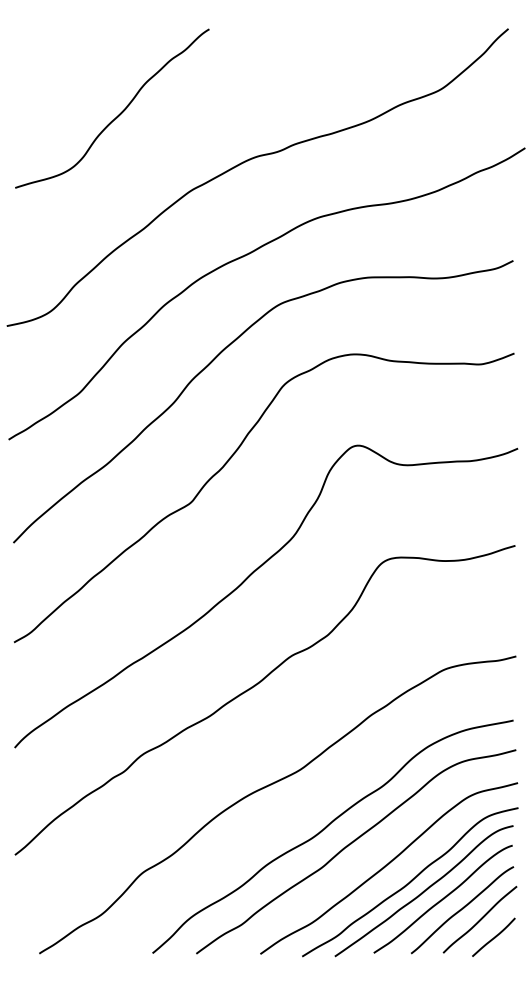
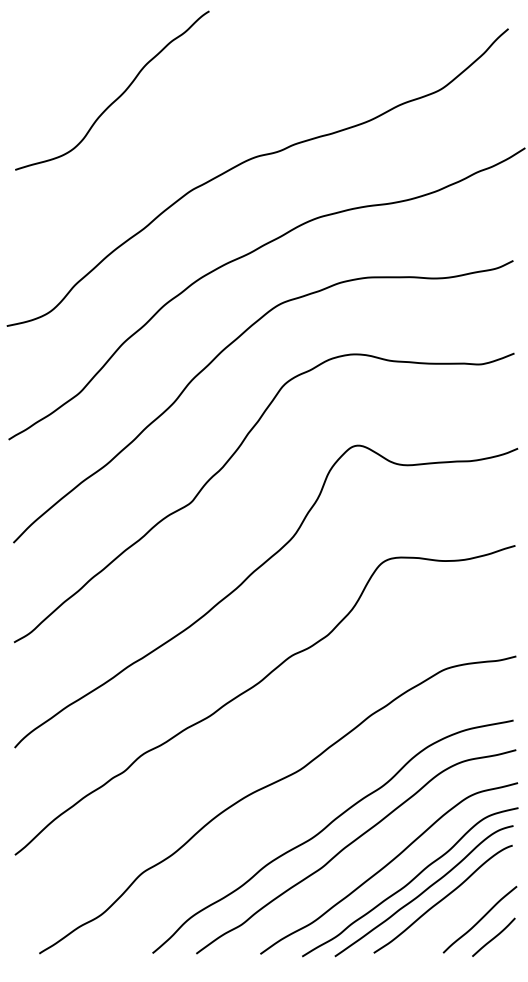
curve position: (118, 114) -> (118, 96) (118, 96)
curve: present -> none (462, 909)
